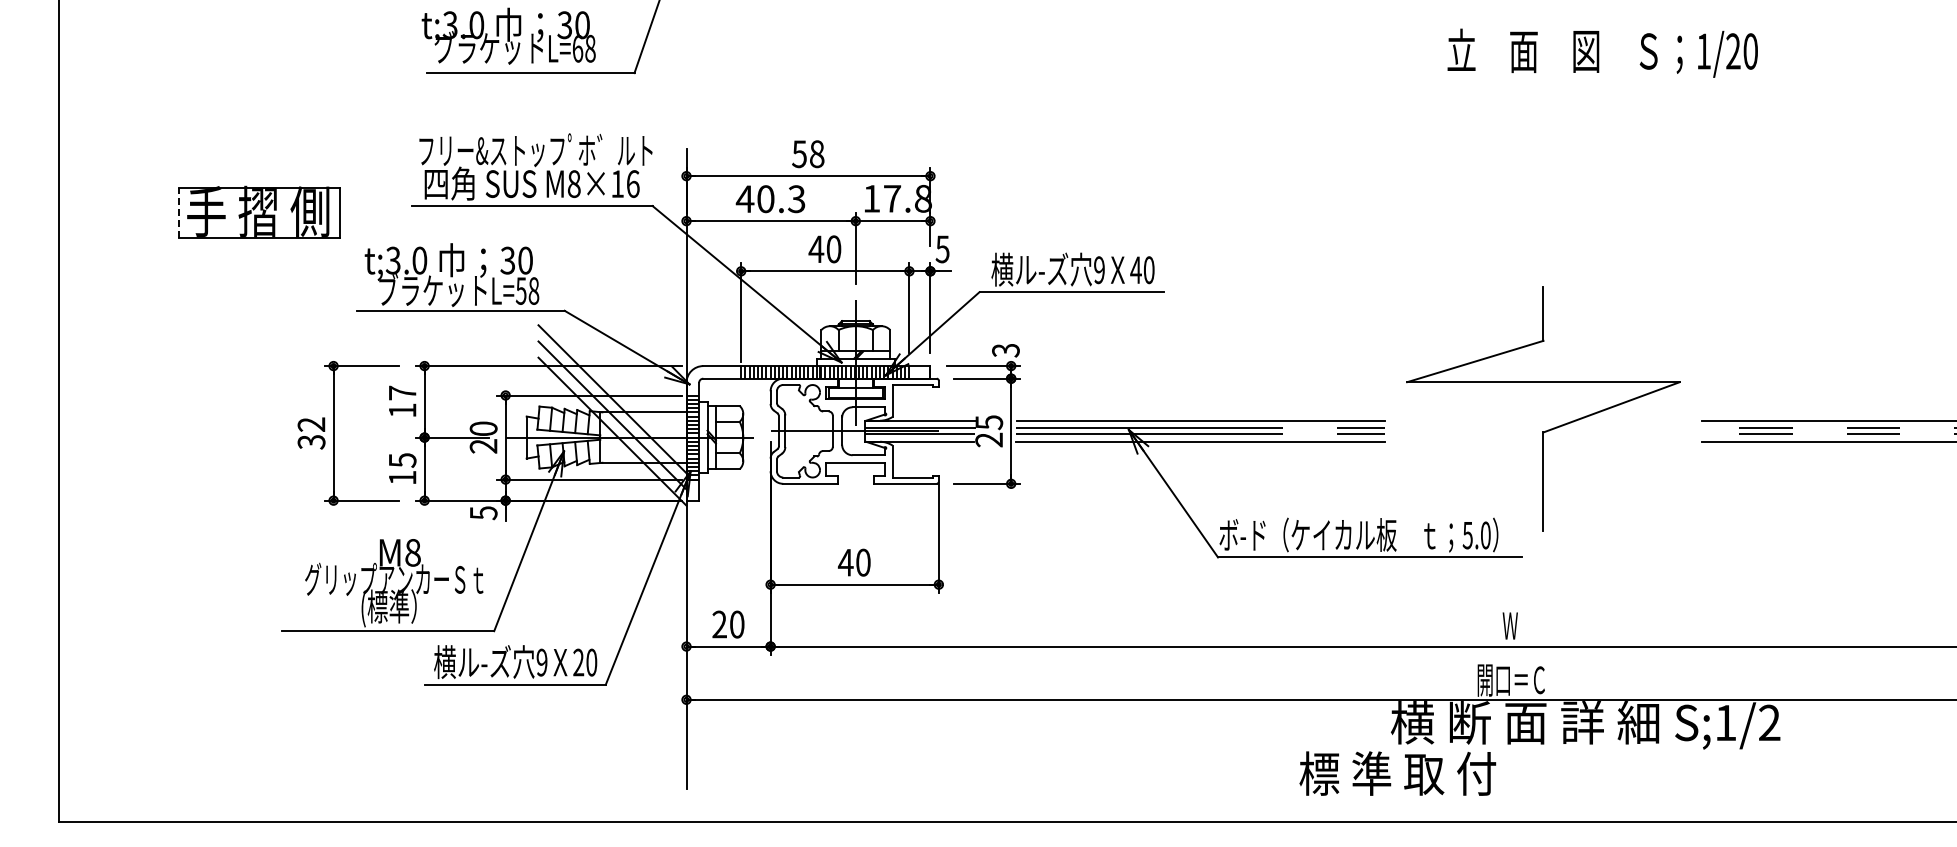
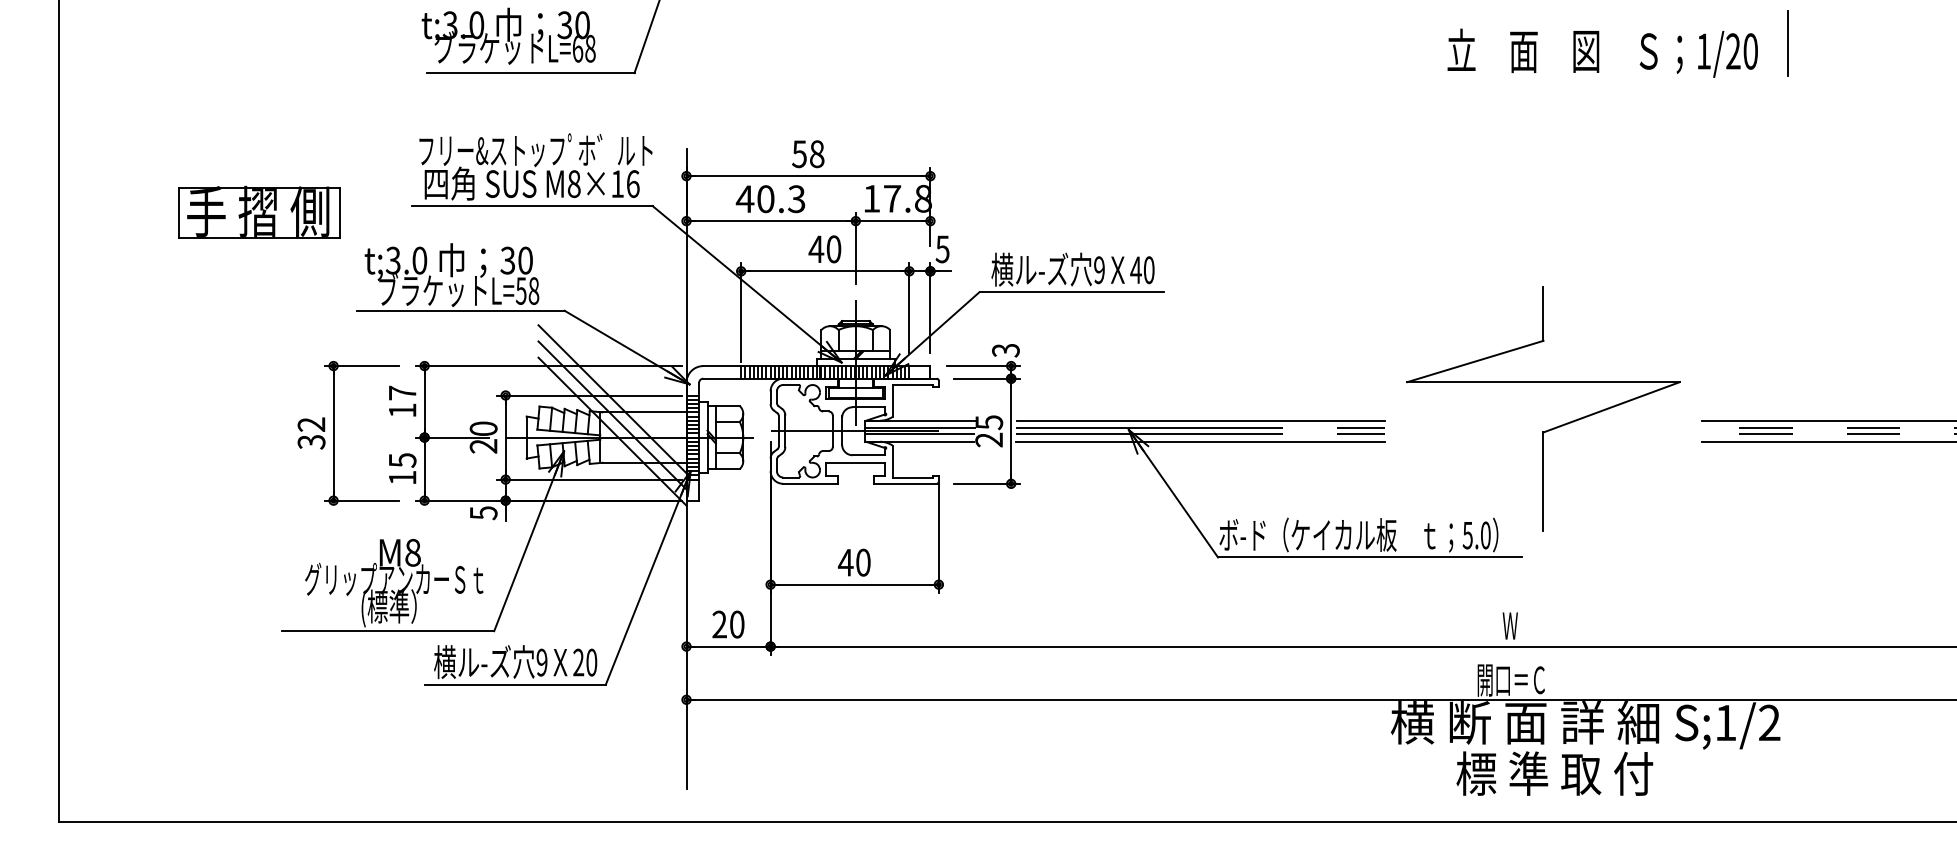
line: none -> present (1787, 43)
line: dashed -> solid (178, 213)
text position: (1397, 773) -> (1554, 773) (1554, 773)
